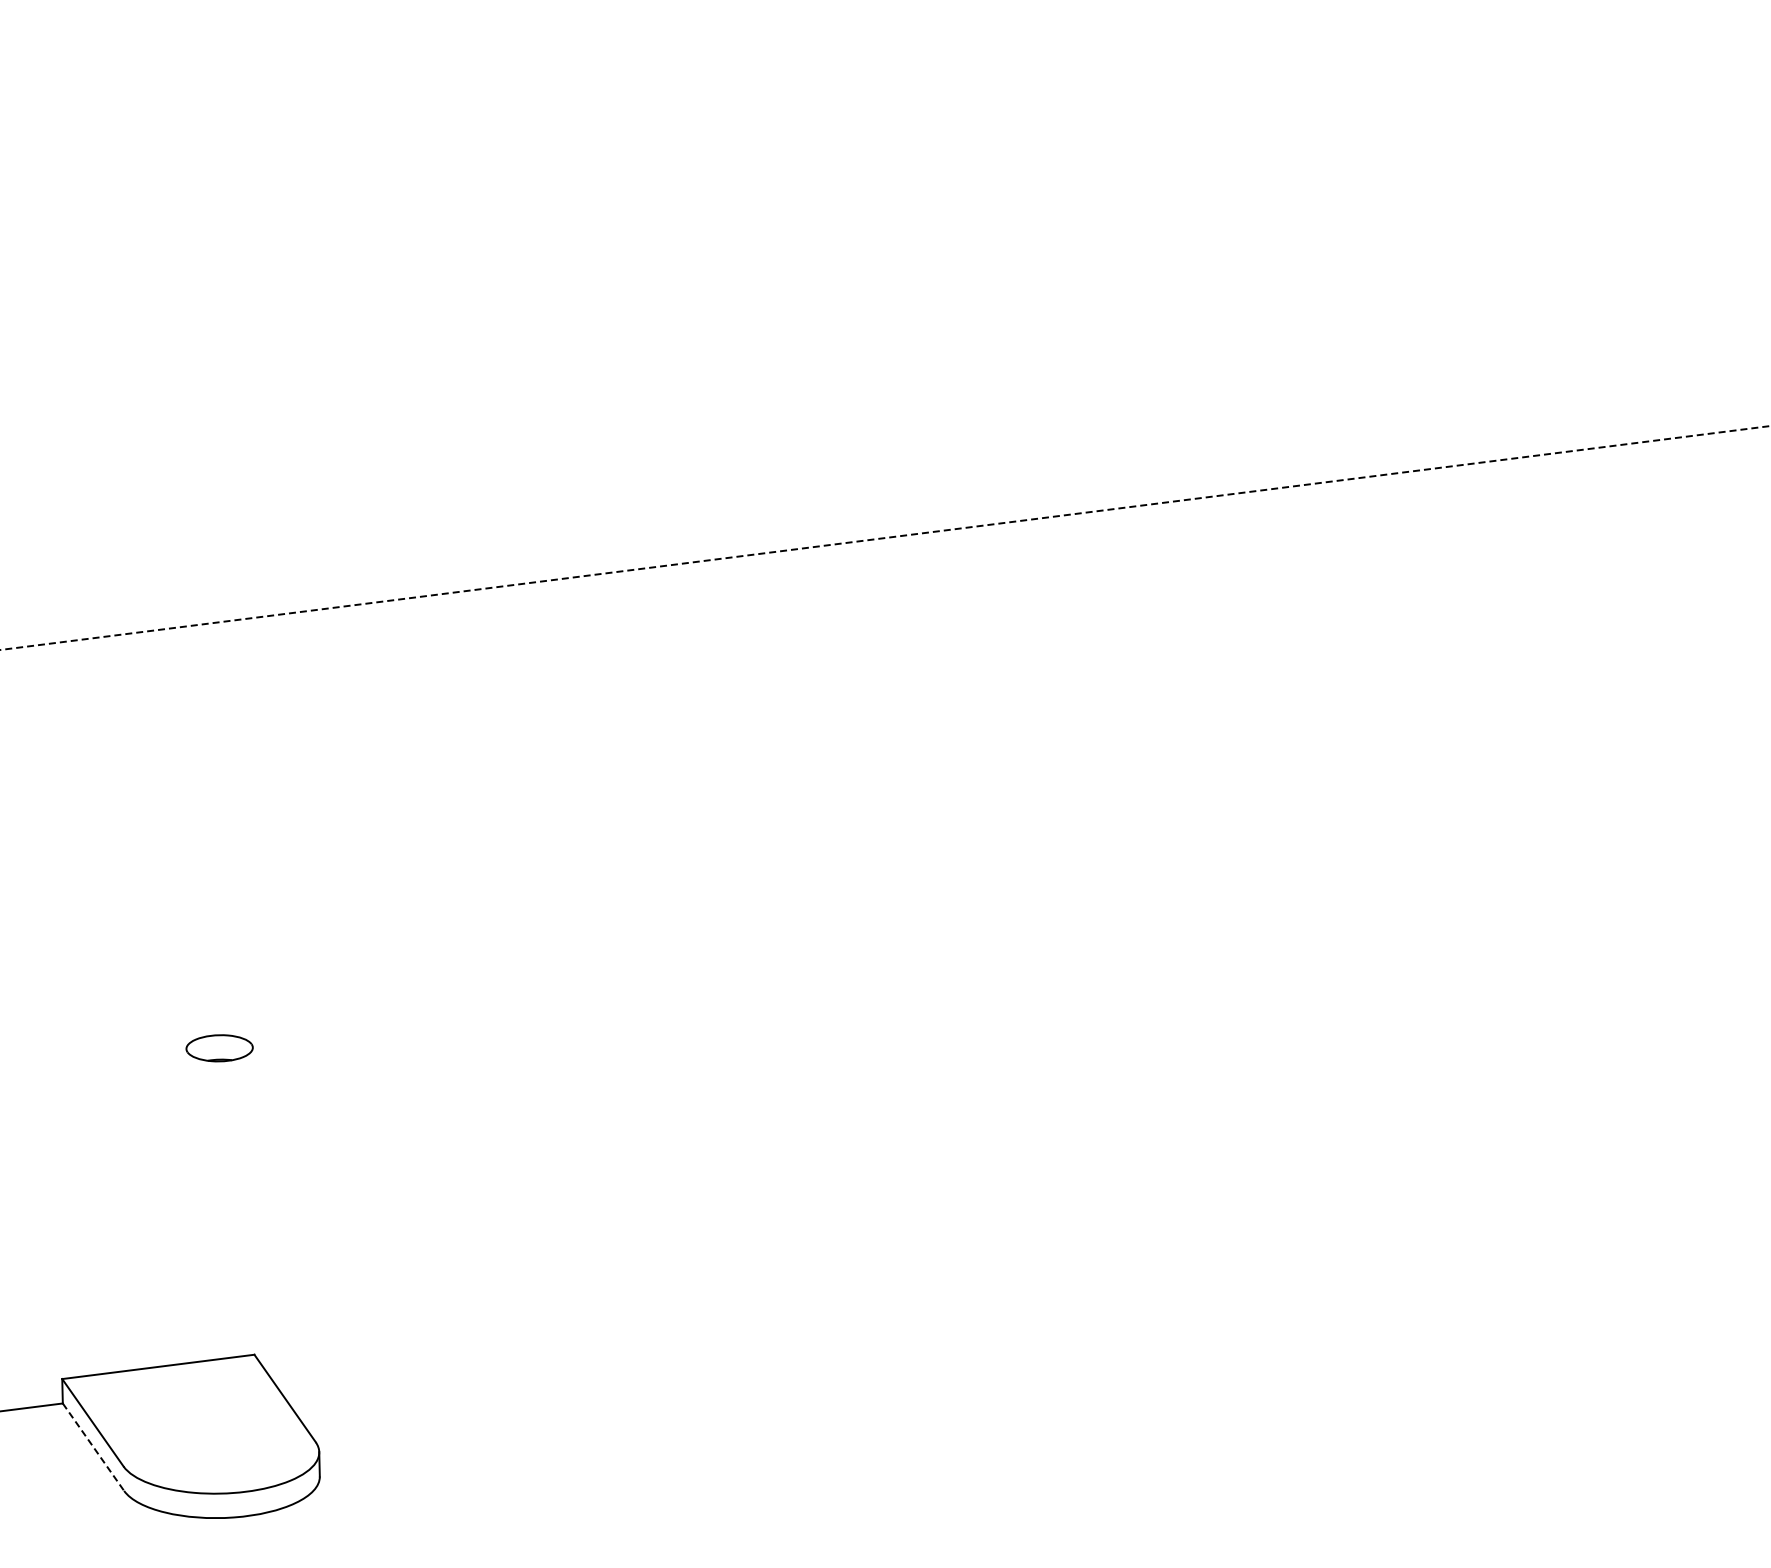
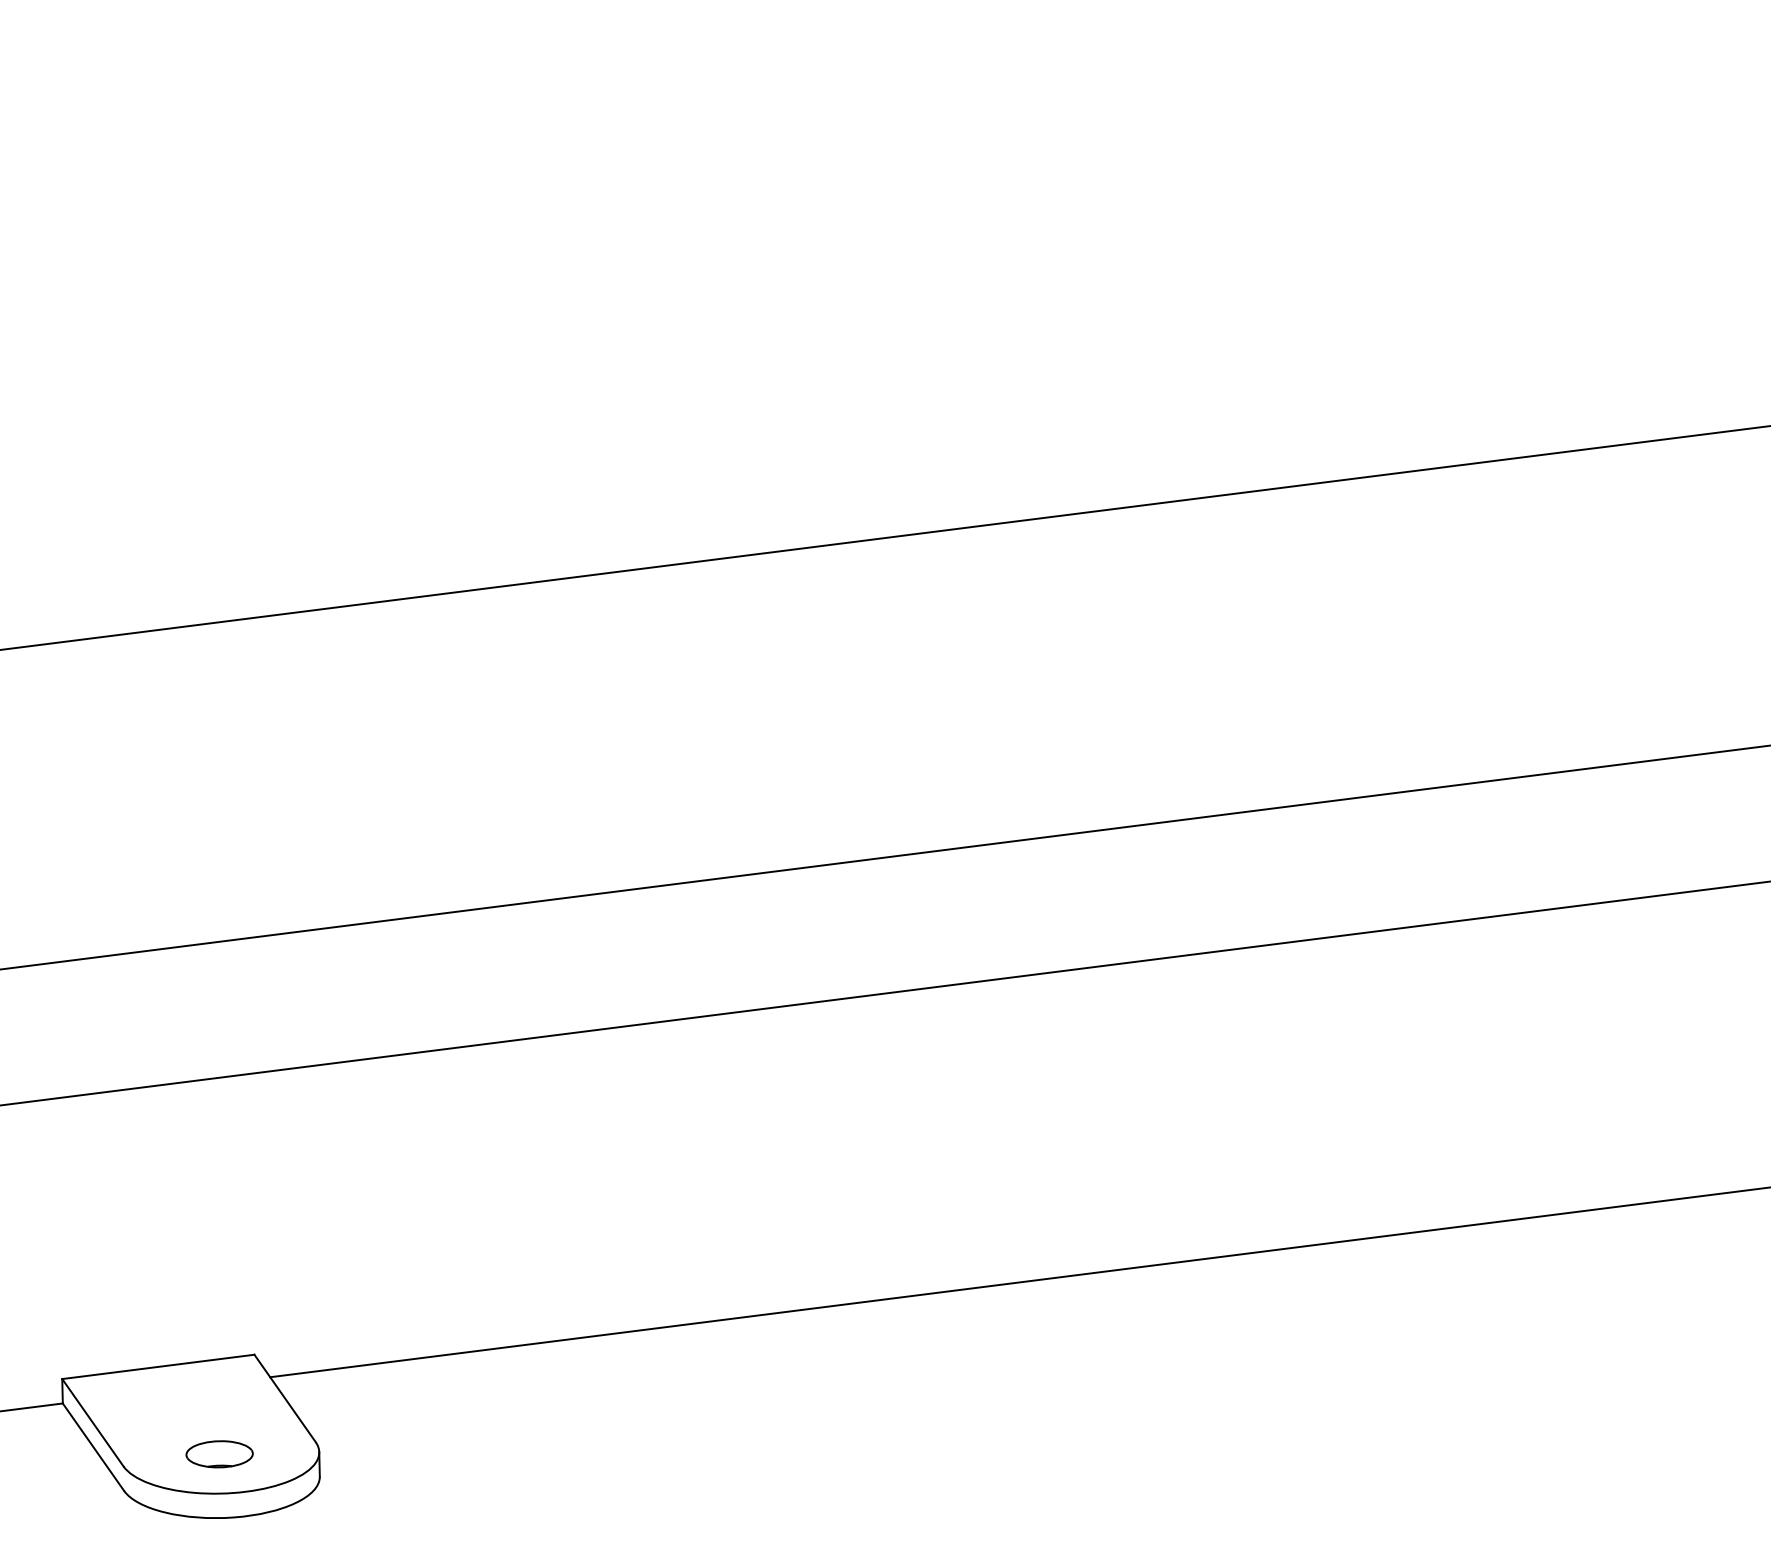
line: dashed -> solid (885, 537)
line: none -> present (884, 857)
line: none -> present (884, 993)
part position: (219, 1048) -> (219, 1454) (219, 1454)
line: none -> present (1018, 1282)
line: dashed -> solid (93, 1447)
